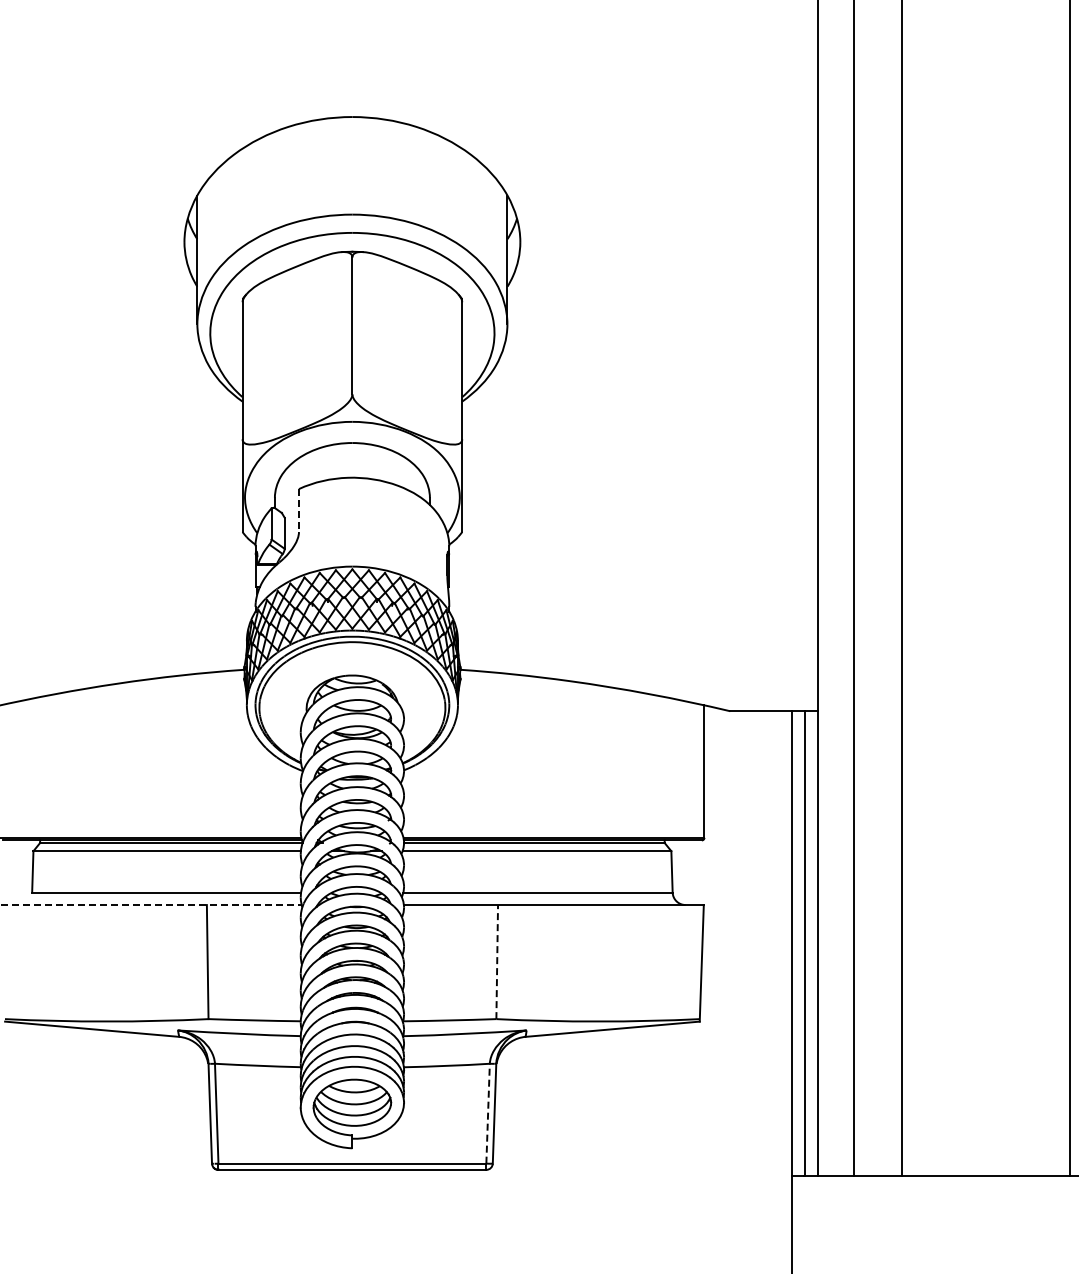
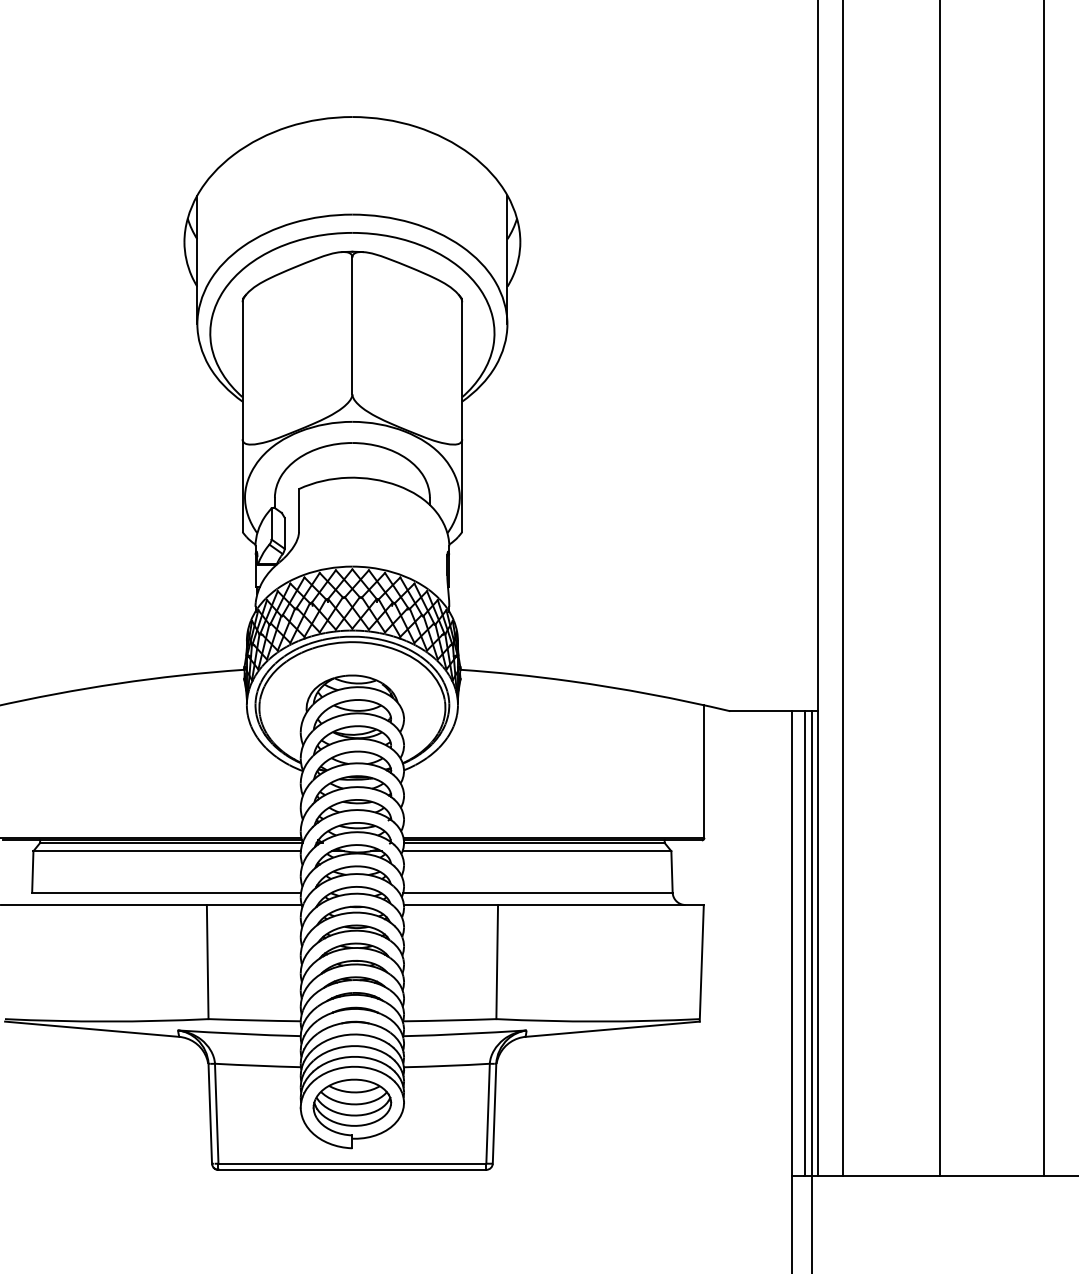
line: dashed -> solid (298, 511)
line position: (854, 589) -> (843, 589) (843, 589)
line position: (902, 589) -> (940, 589) (940, 589)
line position: (1069, 589) -> (1043, 589) (1043, 589)
line: dashed -> solid (151, 905)
line: dashed -> solid (497, 961)
line: none -> present (812, 990)
line: dashed -> solid (488, 1113)
